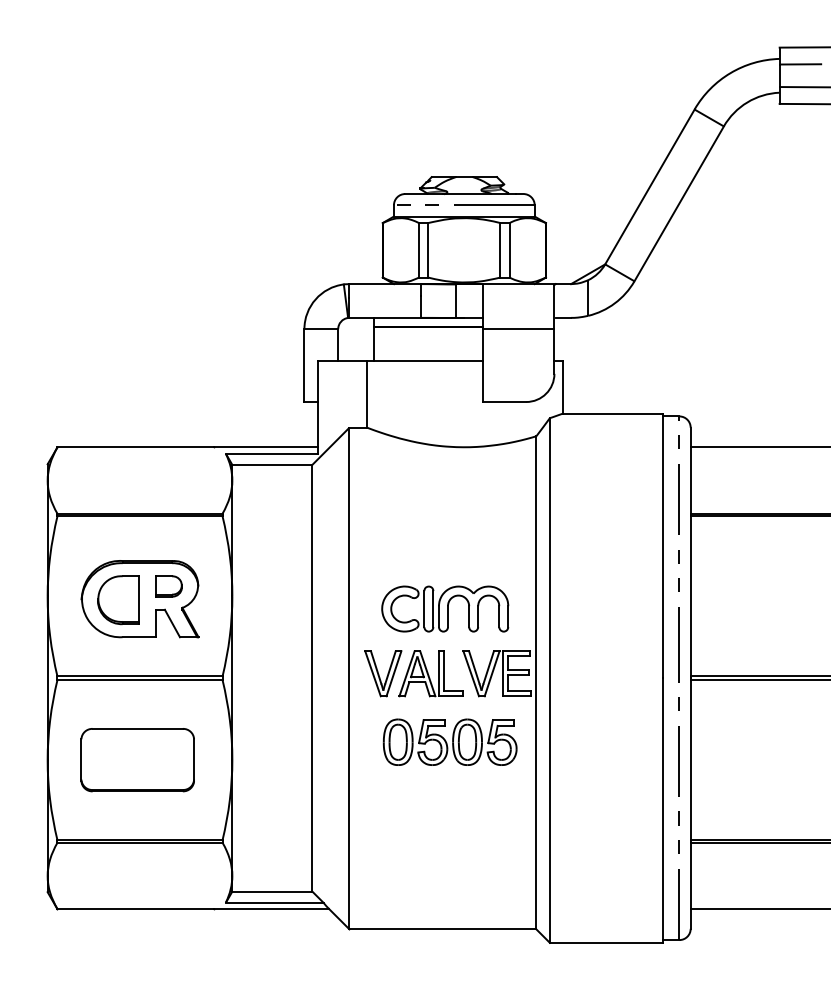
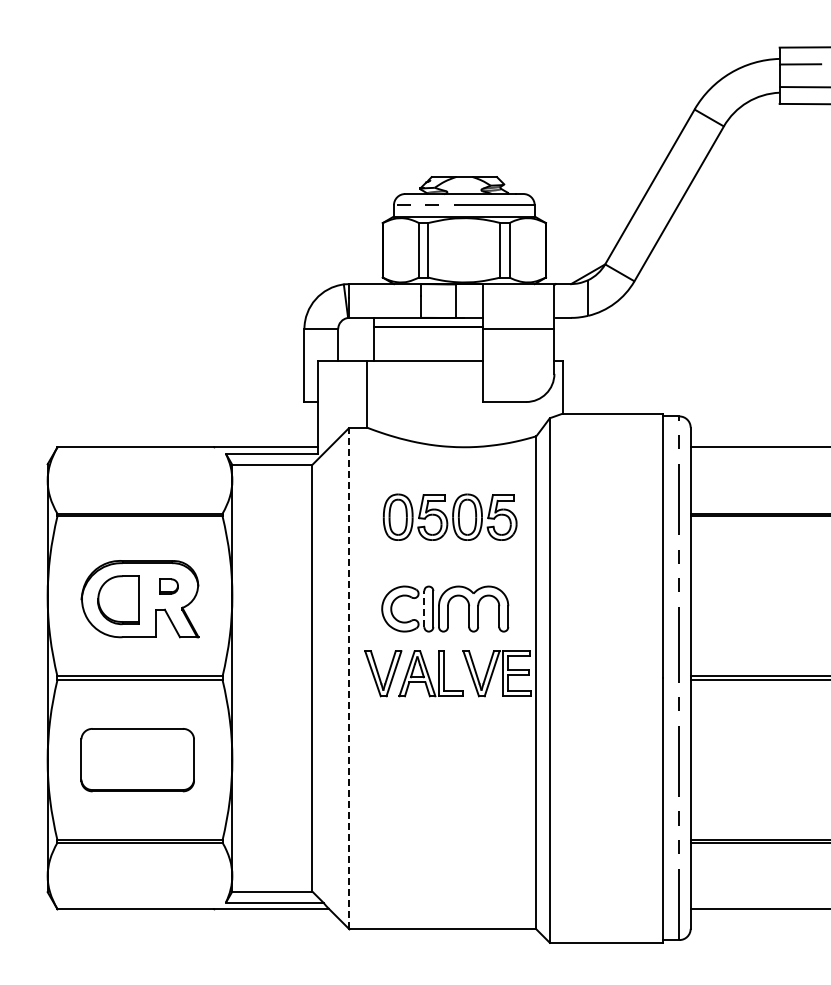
part size: 28x23 px -> 20x17 px (168, 586)
line: solid -> dashed (424, 608)
line: solid -> dashed (349, 678)
part position: (449, 741) -> (449, 516) (449, 516)
